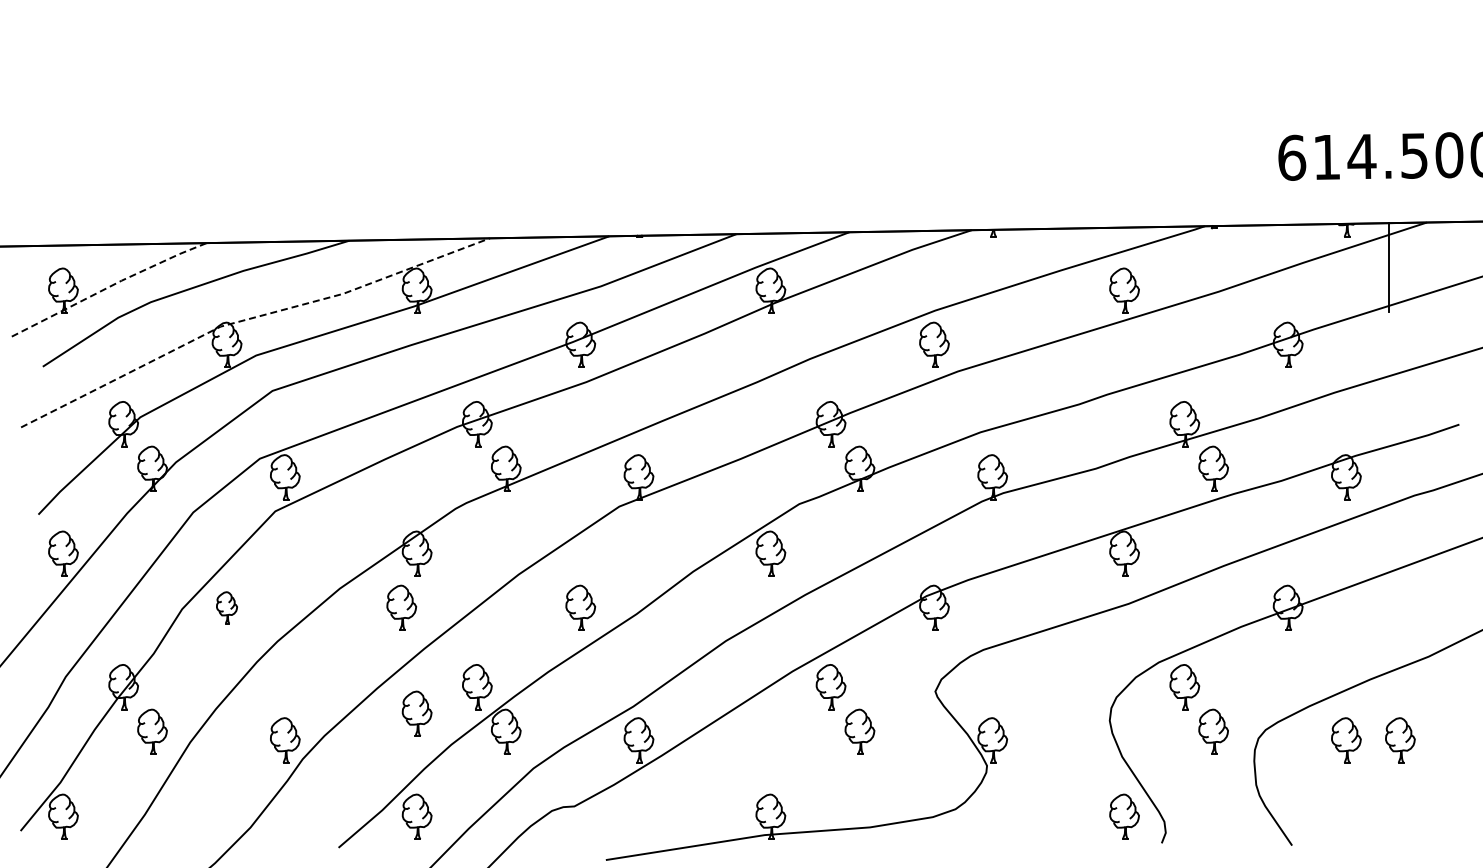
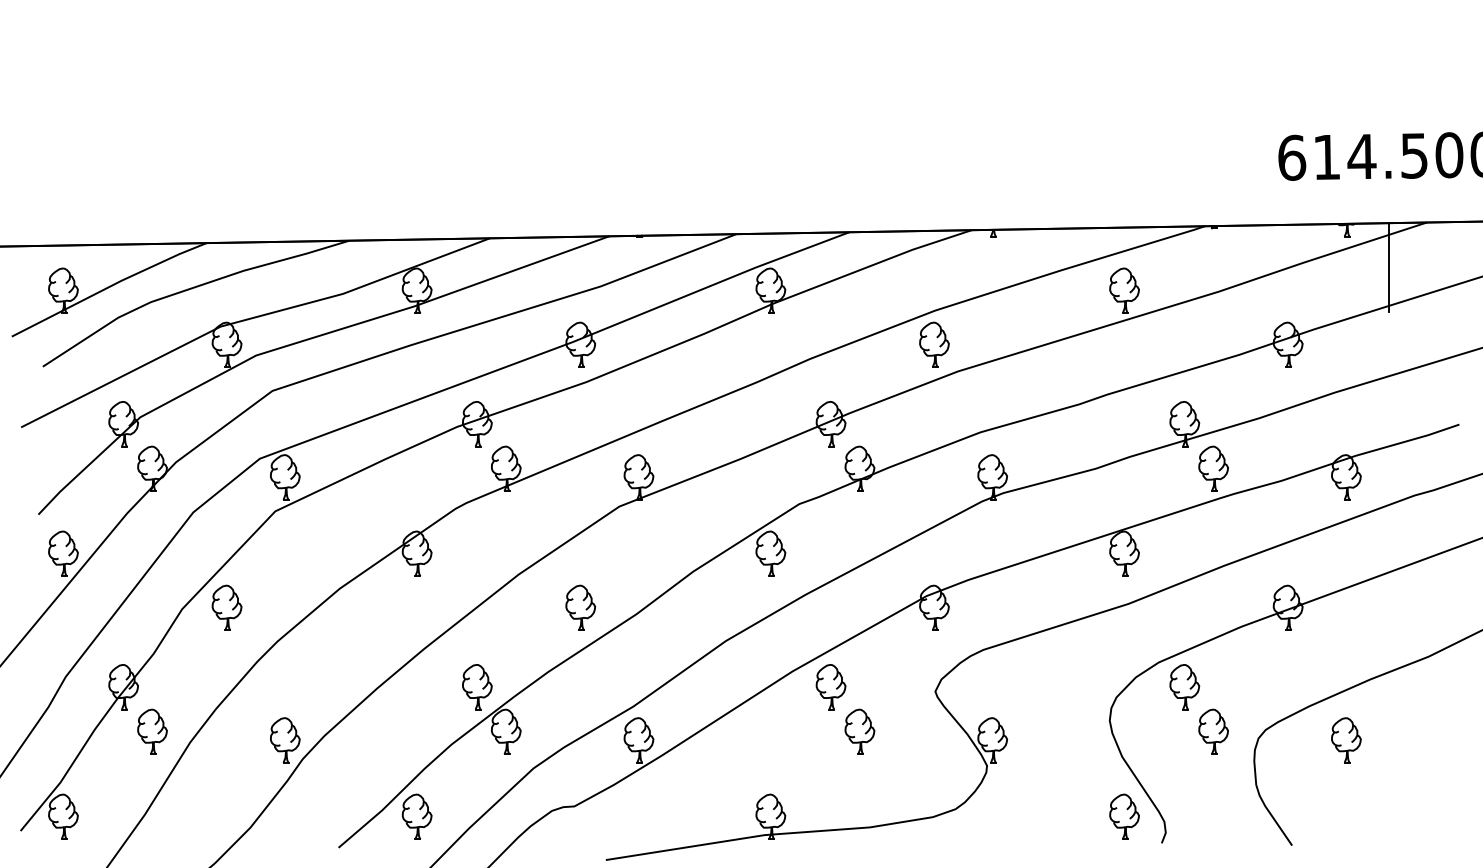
line: dashed -> solid (109, 287)
line: dashed -> solid (249, 318)
part size: 22x34 px -> 32x47 px (226, 607)
part: present -> none (401, 607)
part: present -> none (416, 713)
part: present -> none (1400, 740)
